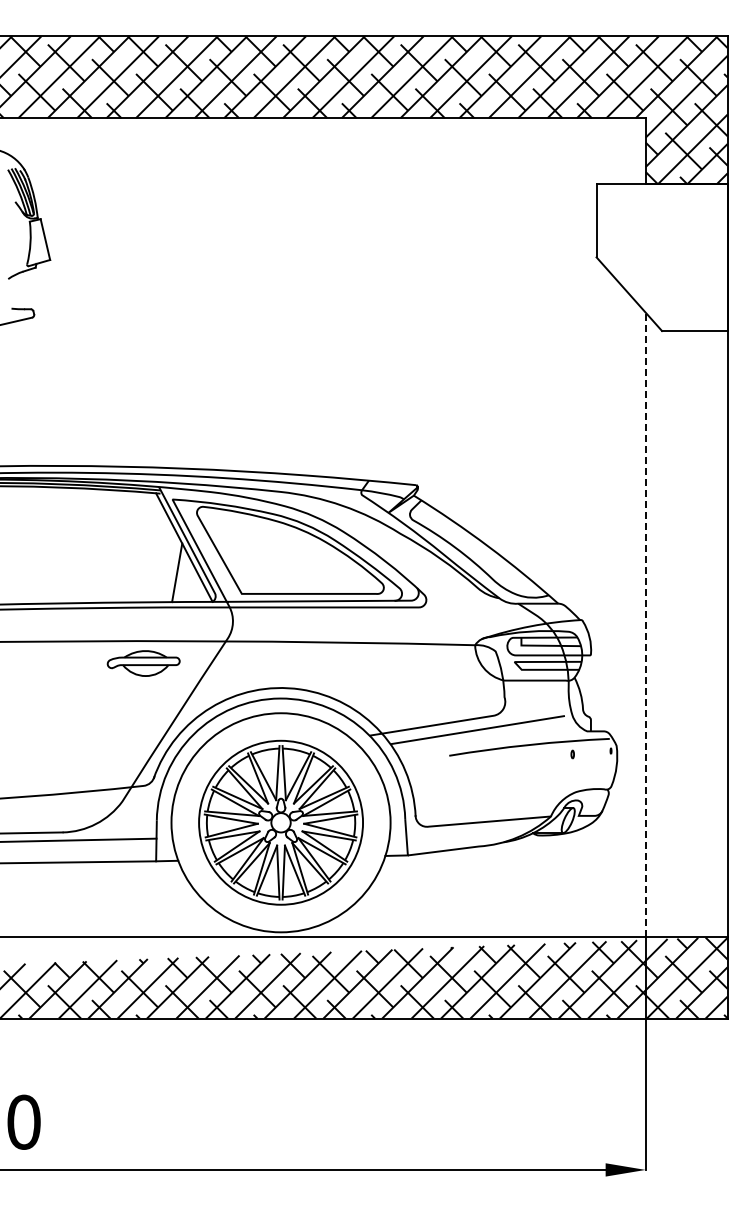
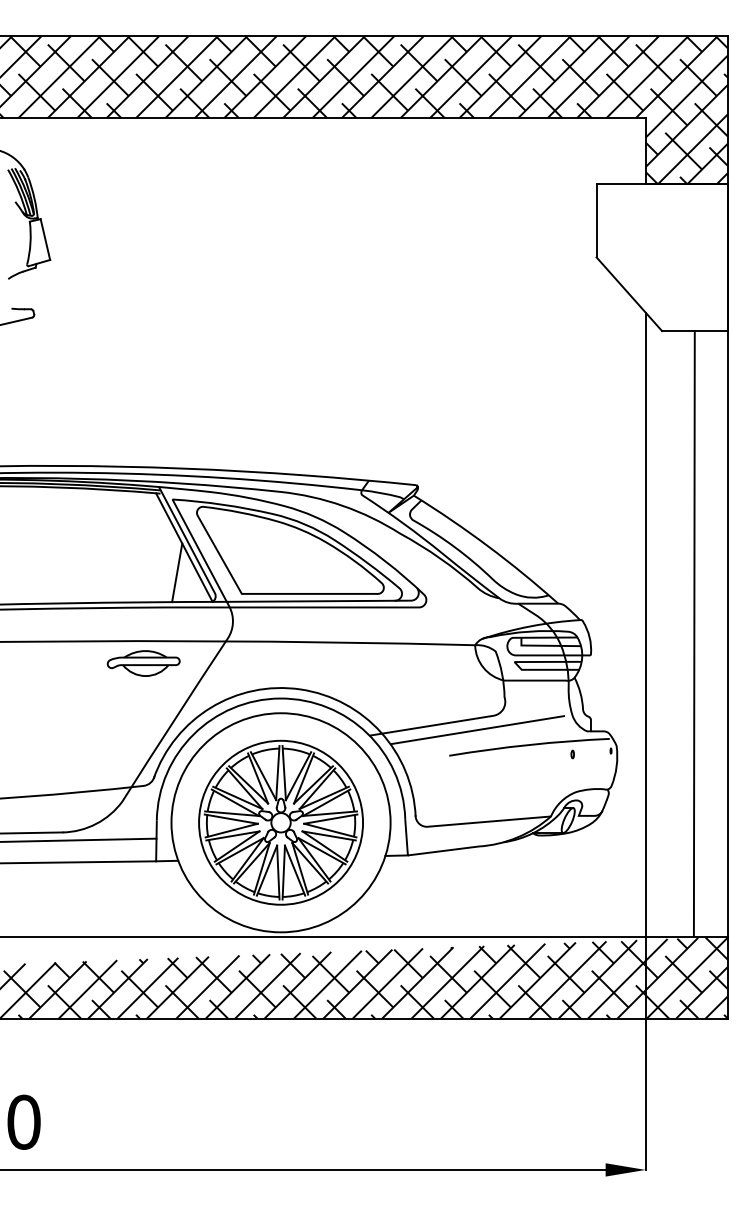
line: dashed -> solid (645, 624)
line: none -> present (693, 633)
